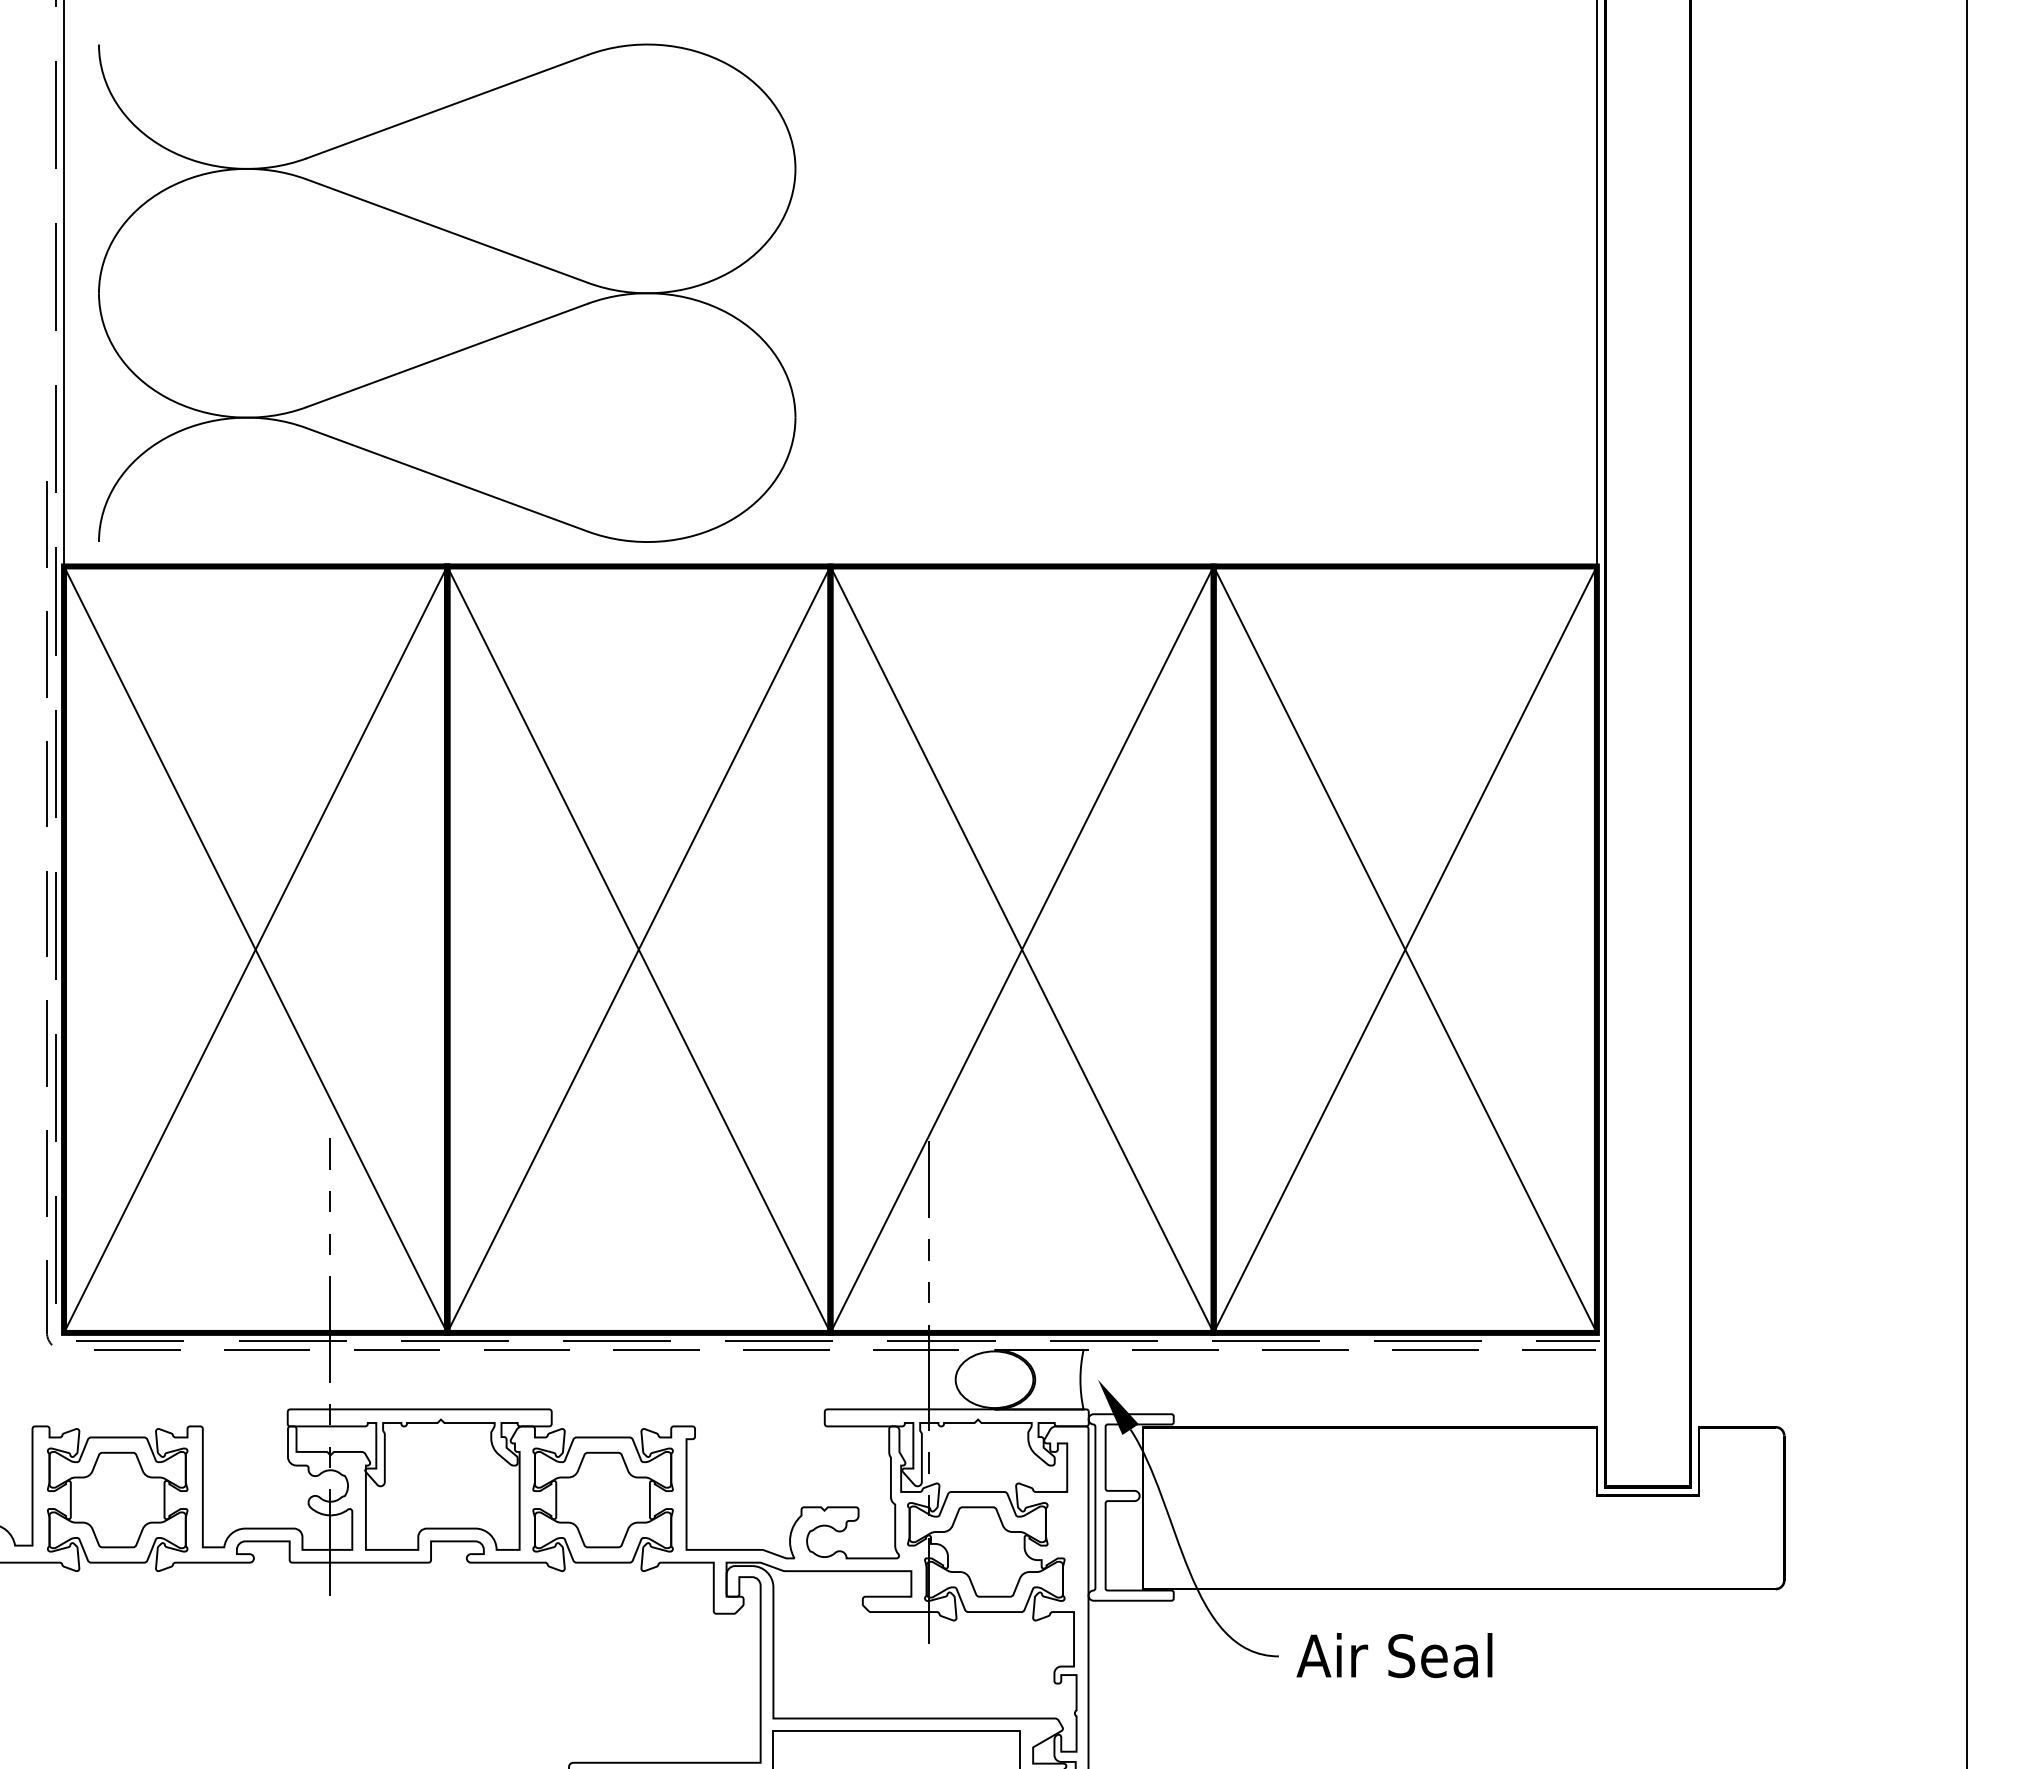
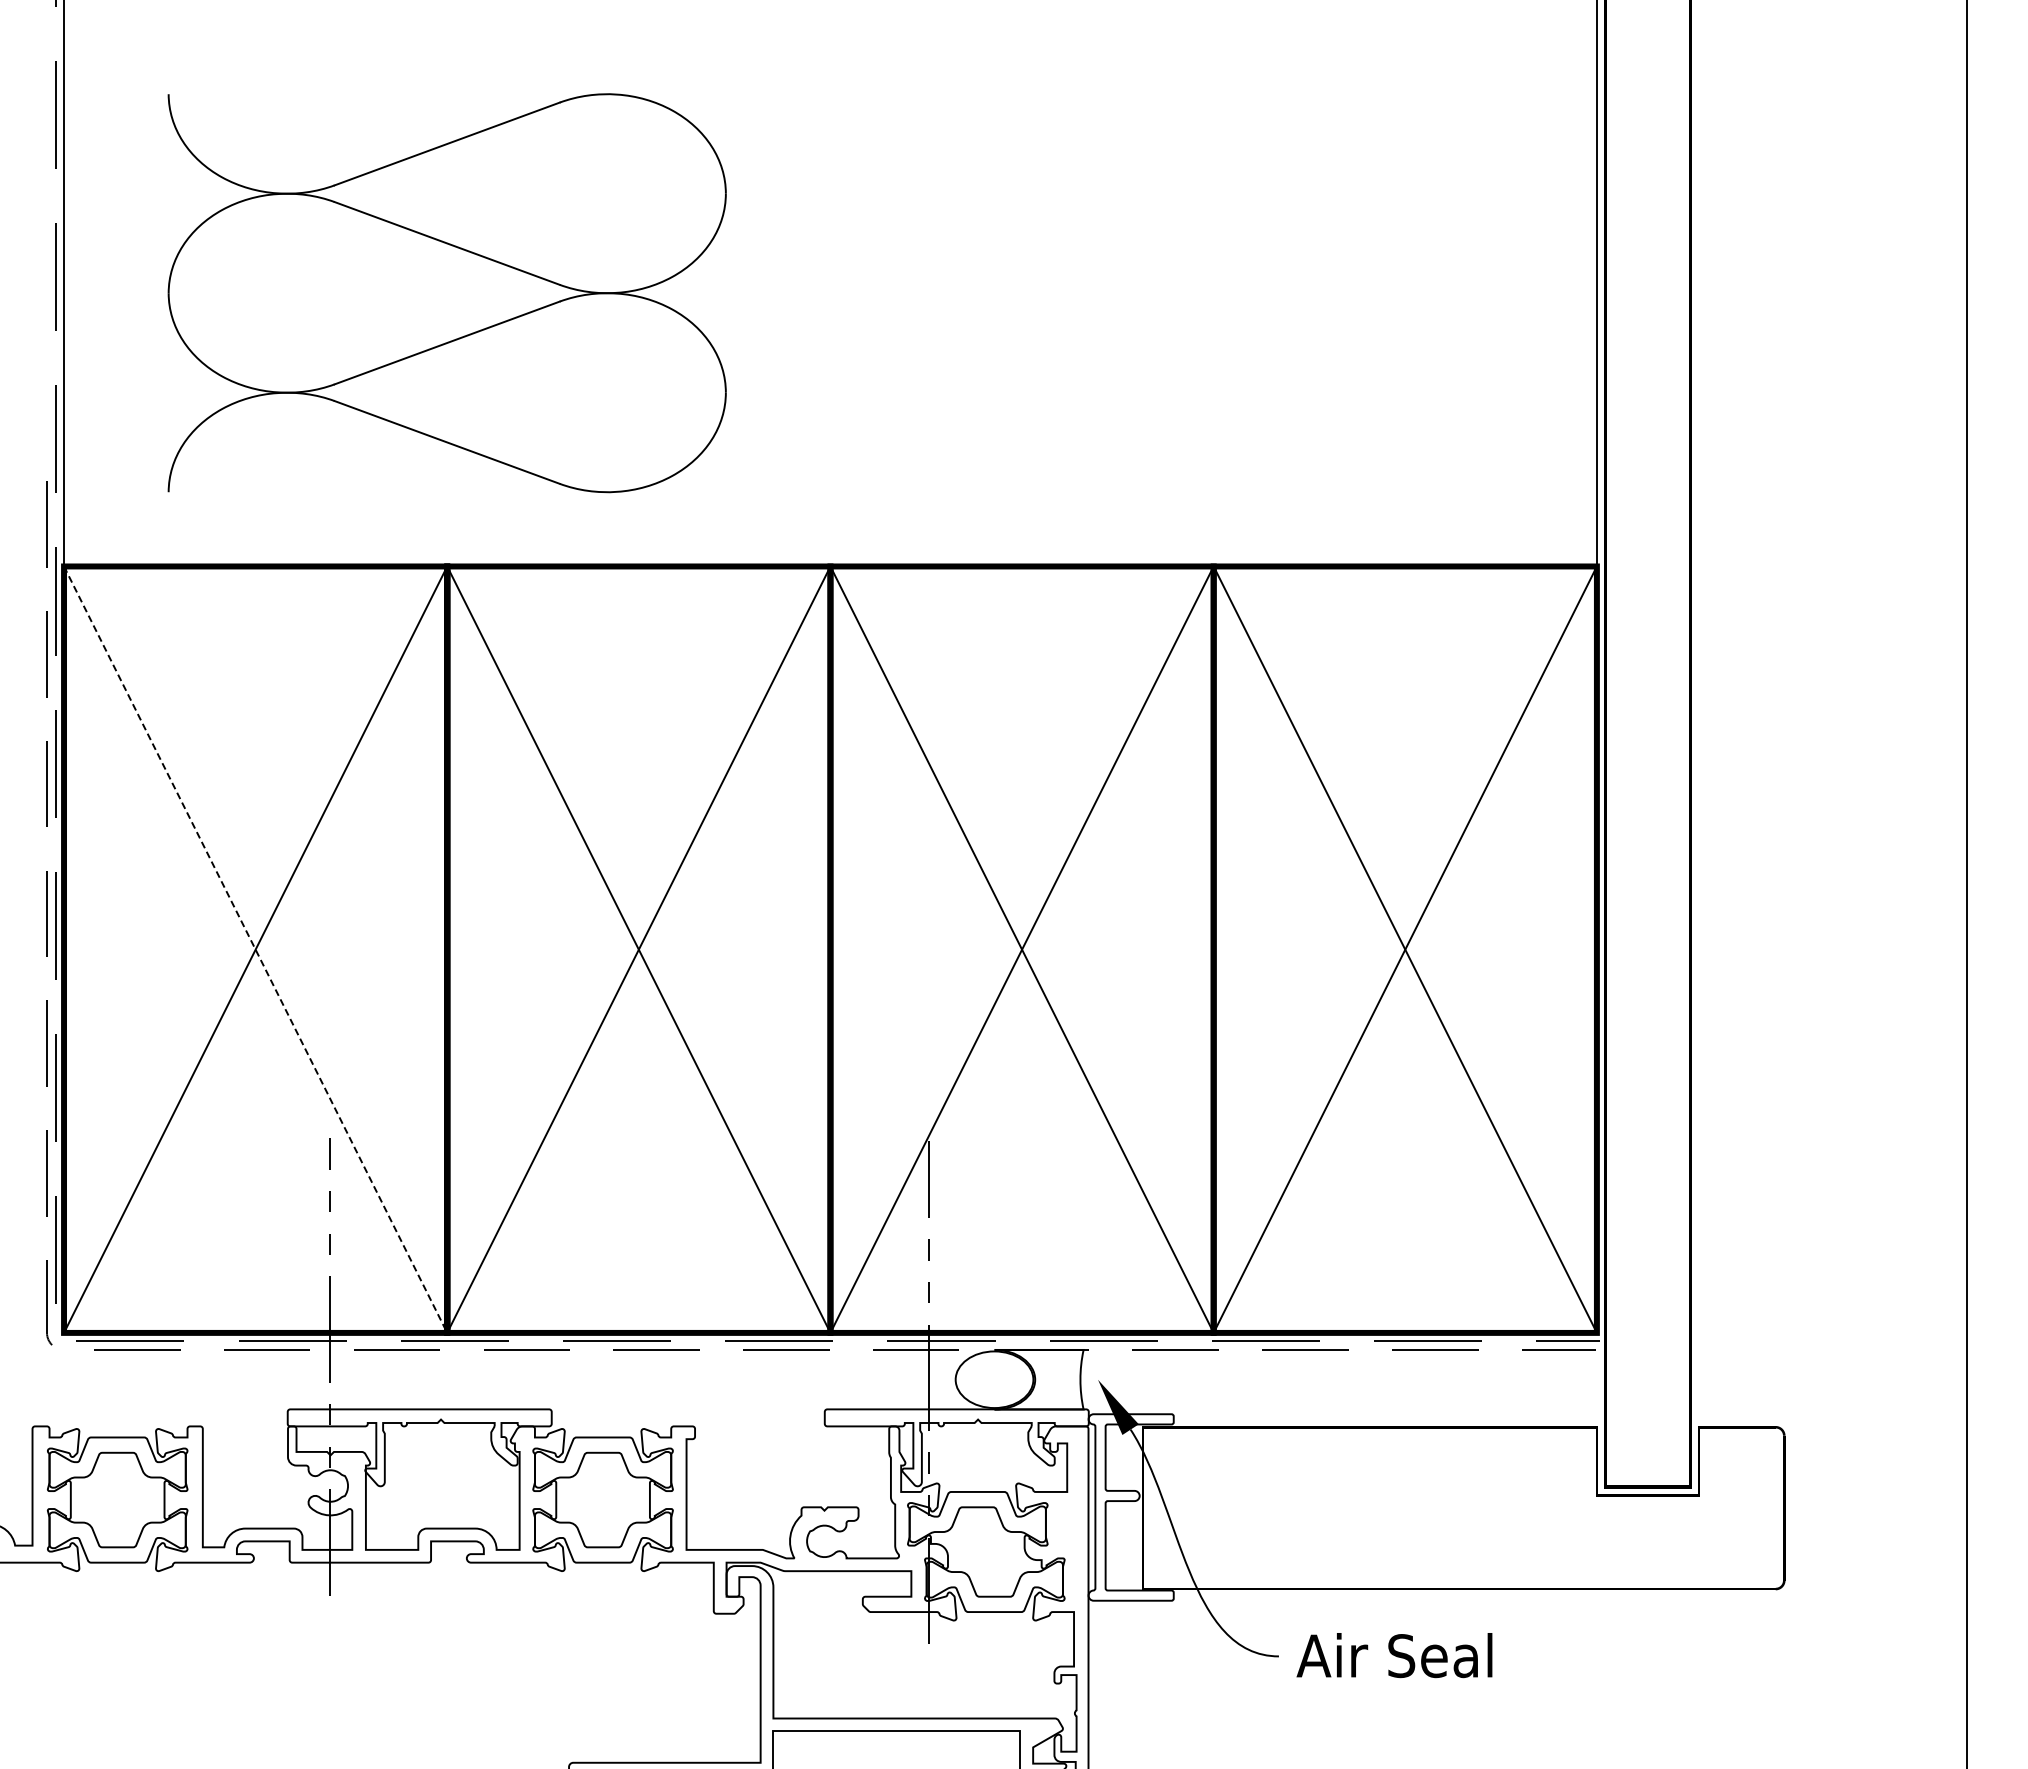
part size: 699x500 px -> 560x401 px (446, 293)
line: solid -> dashed (255, 950)
